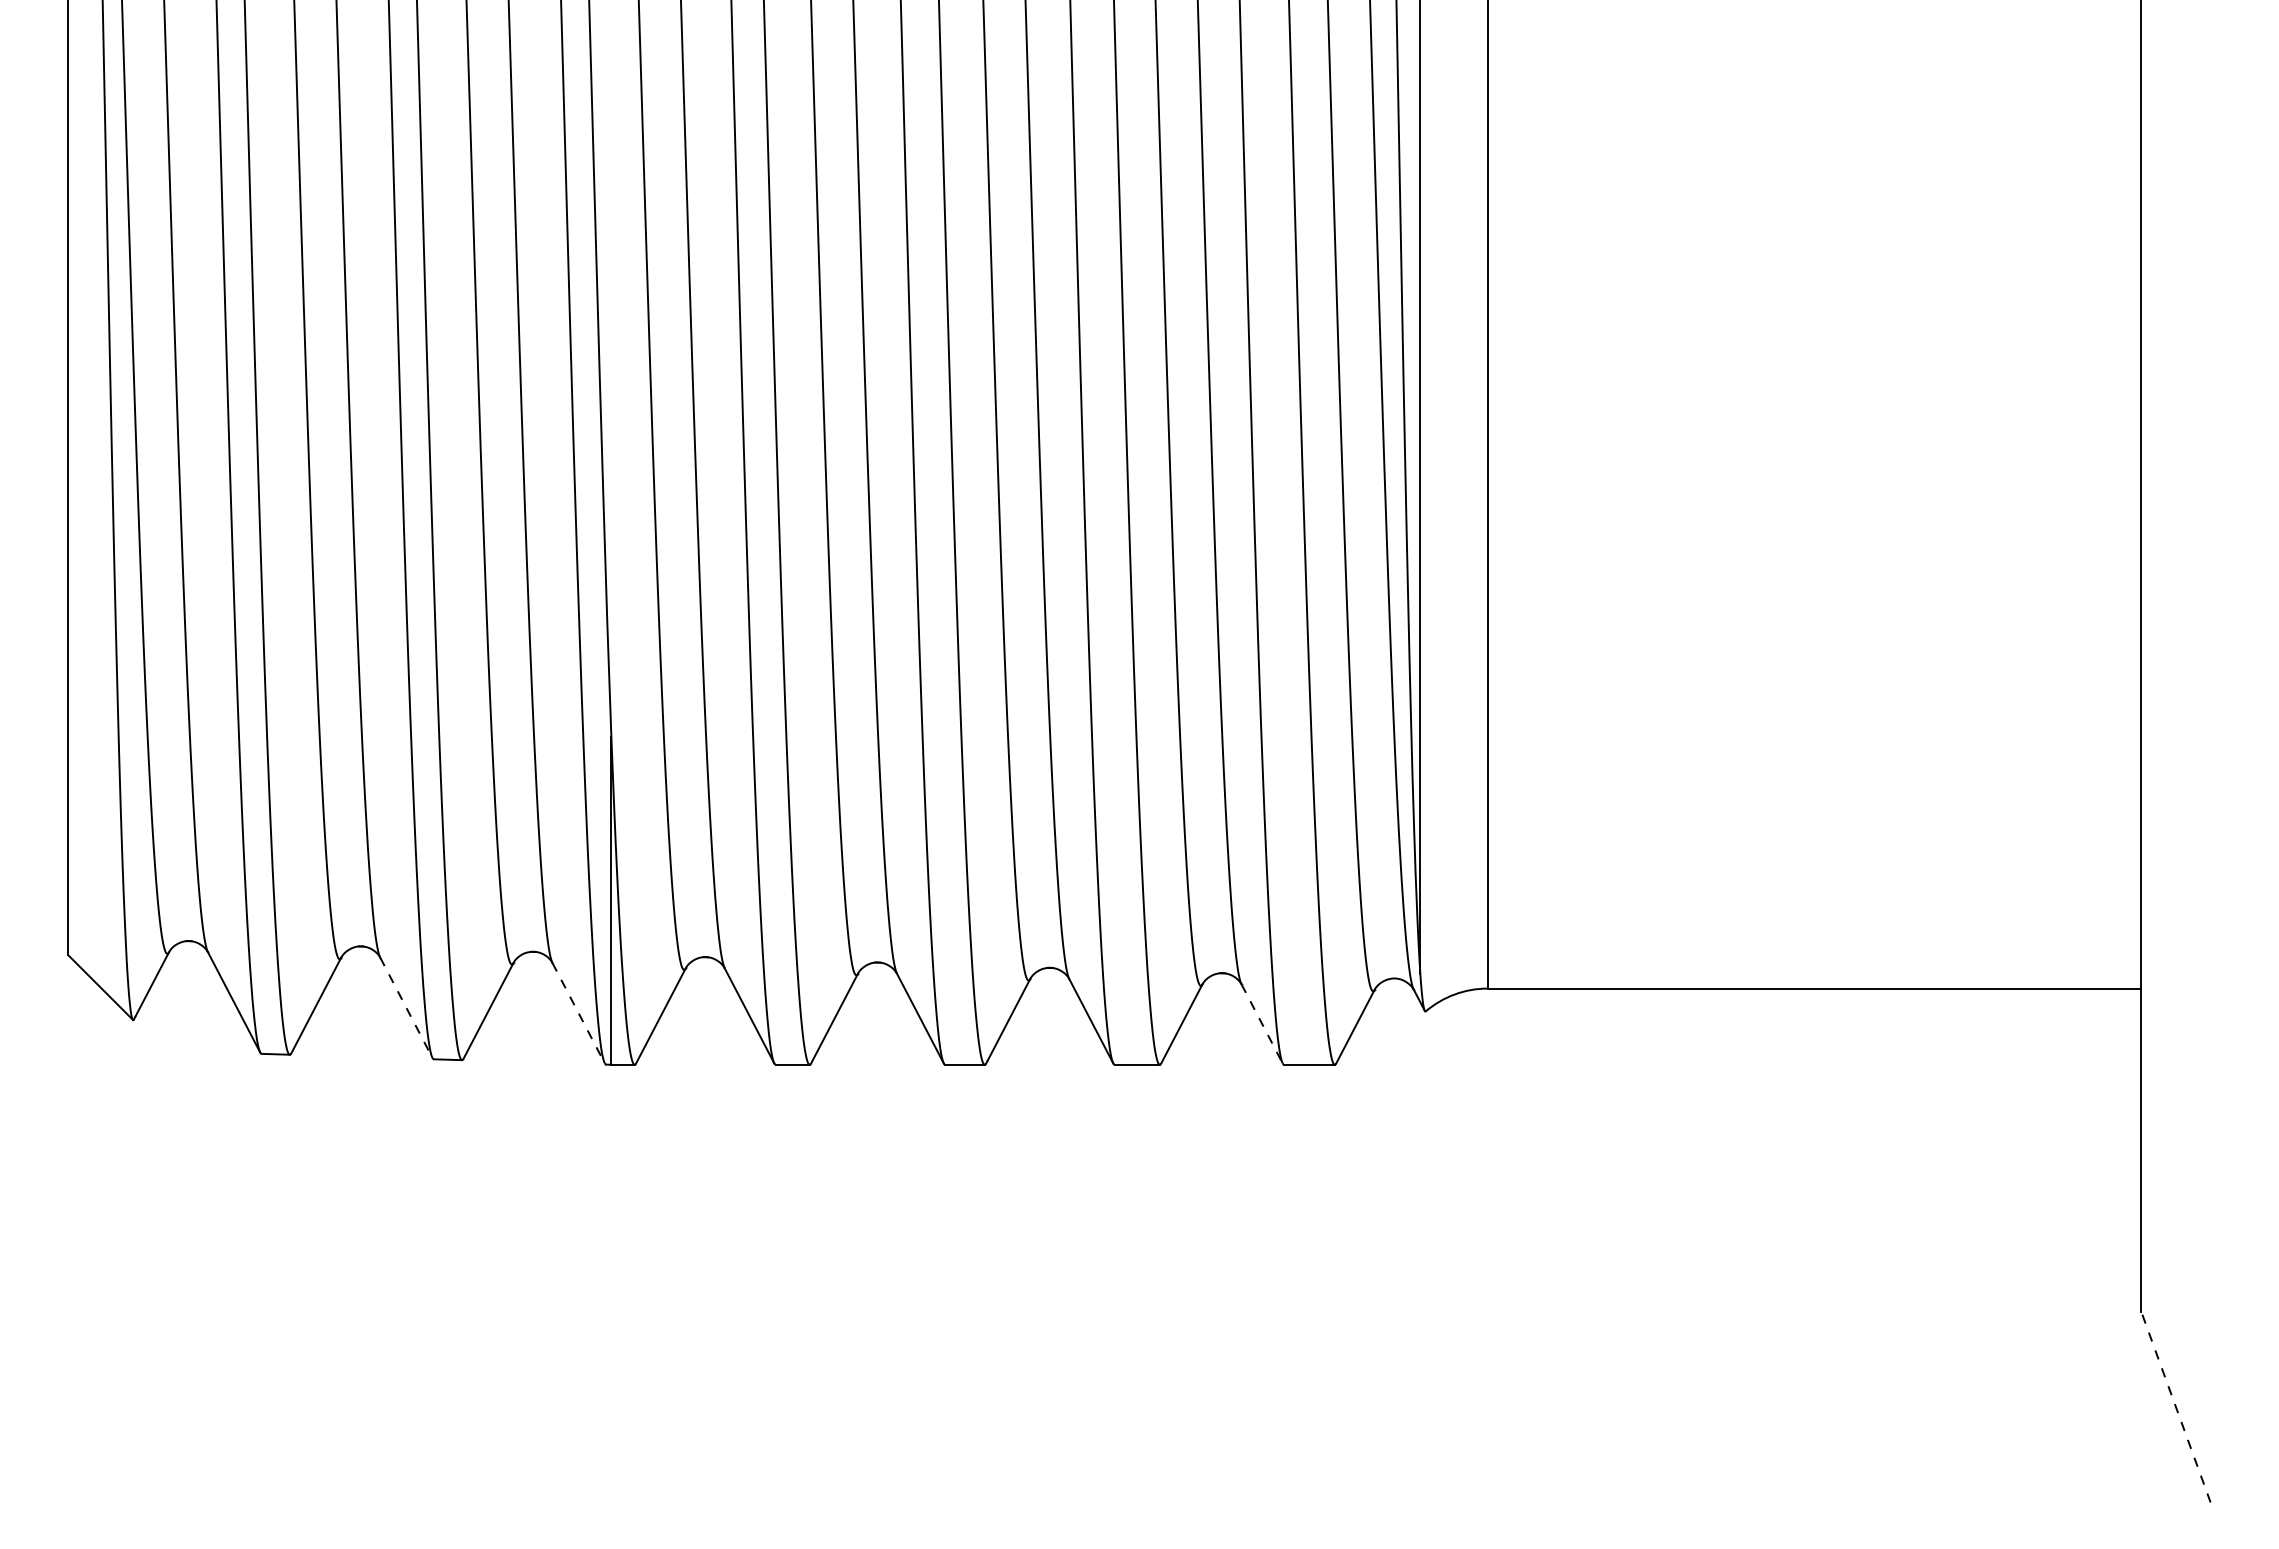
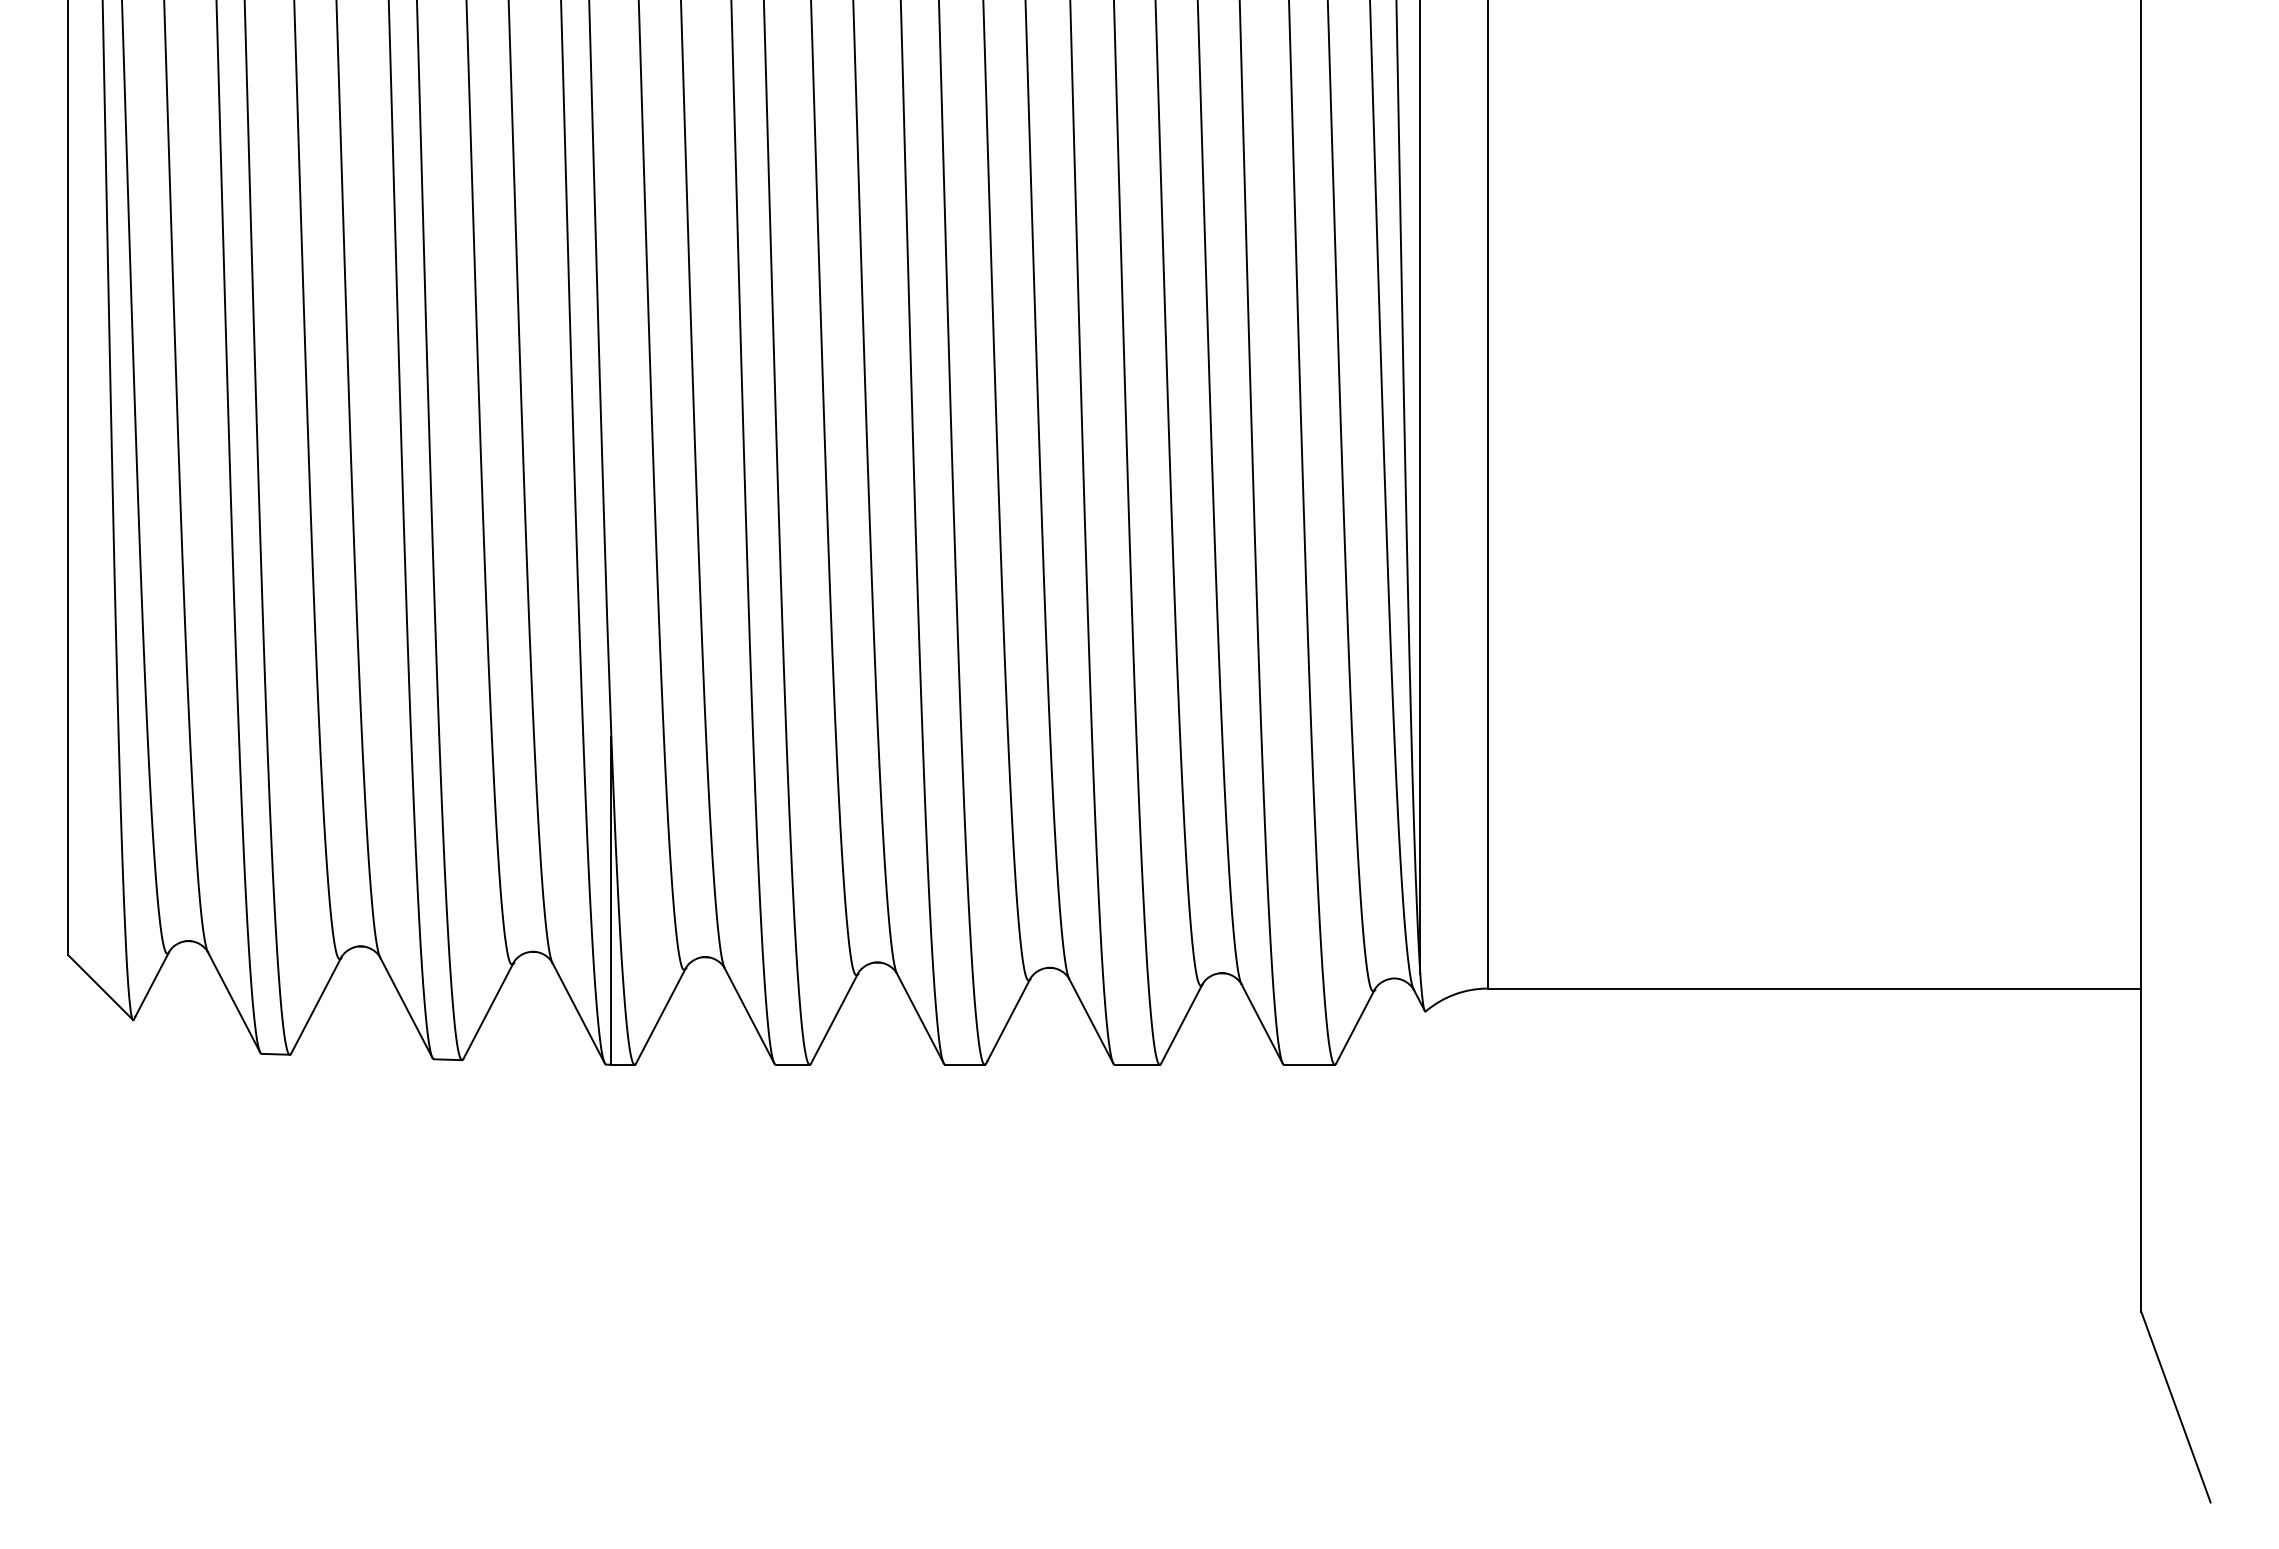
line: dashed -> solid (406, 1007)
line: dashed -> solid (578, 1013)
line: dashed -> solid (1262, 1023)
line: dashed -> solid (2175, 1406)
